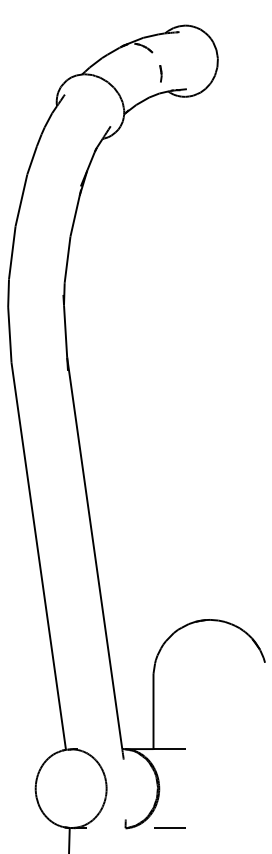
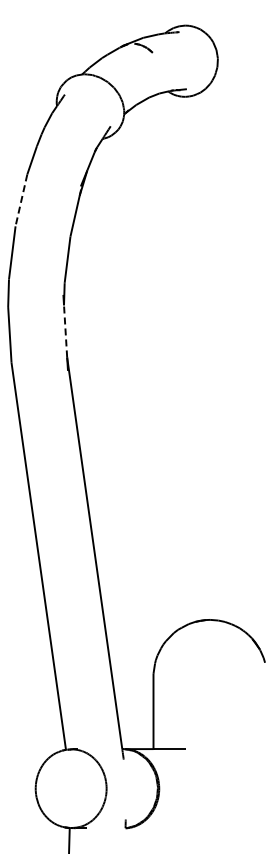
line: present -> none (160, 73)
line: solid -> dashed (21, 200)
line: solid -> dashed (65, 330)
line: present -> none (169, 827)
